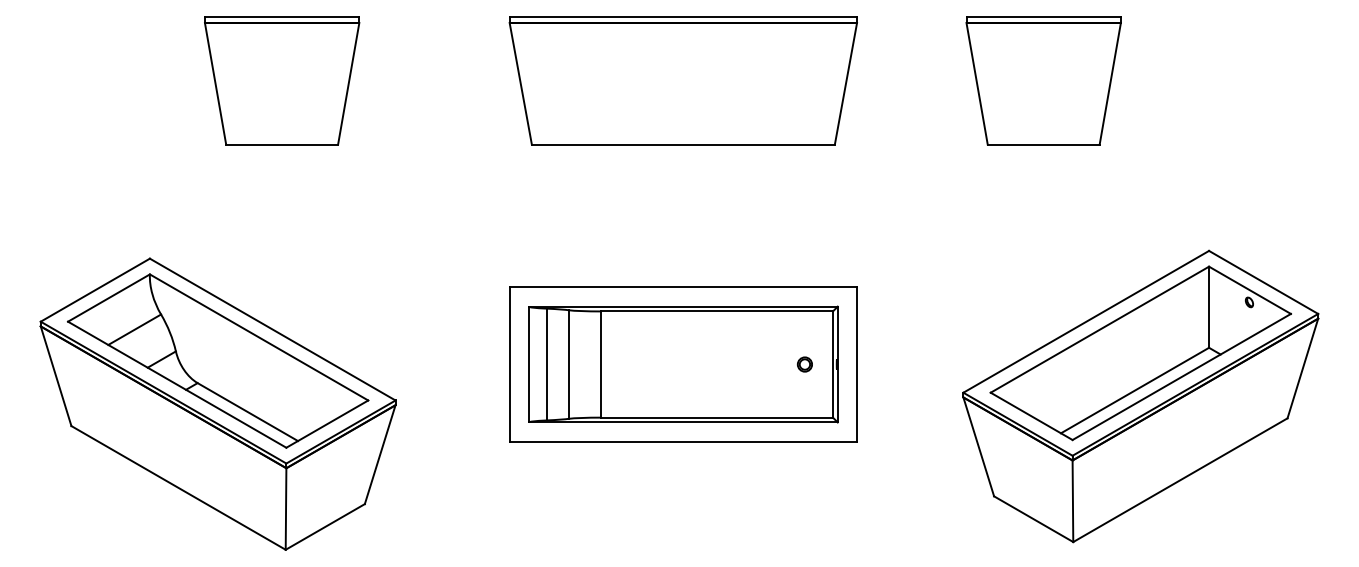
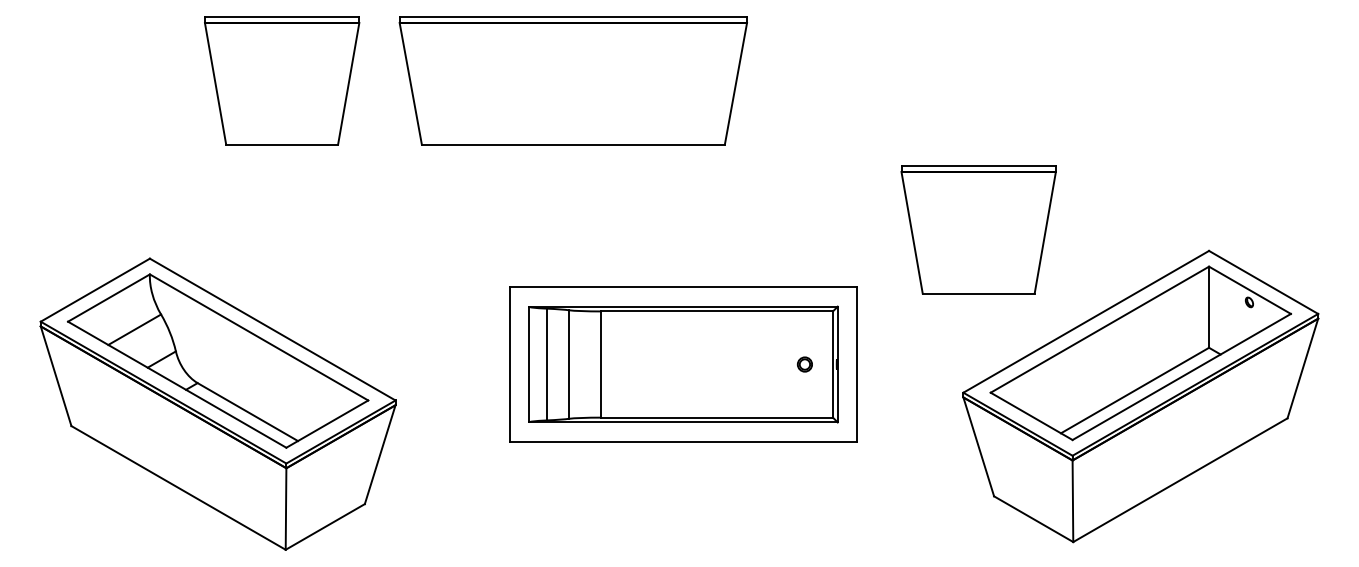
part position: (682, 80) -> (572, 80) (572, 80)
part position: (1043, 80) -> (978, 229) (978, 229)
